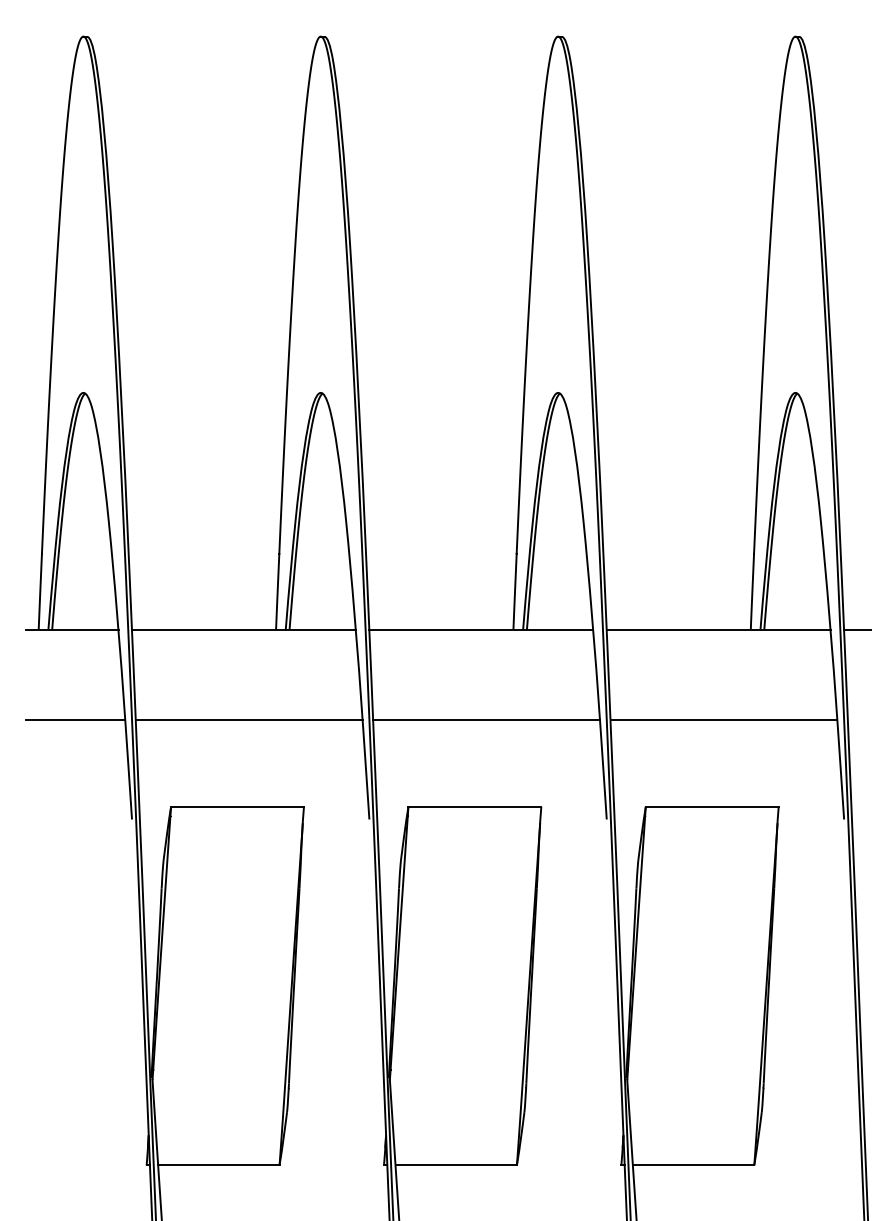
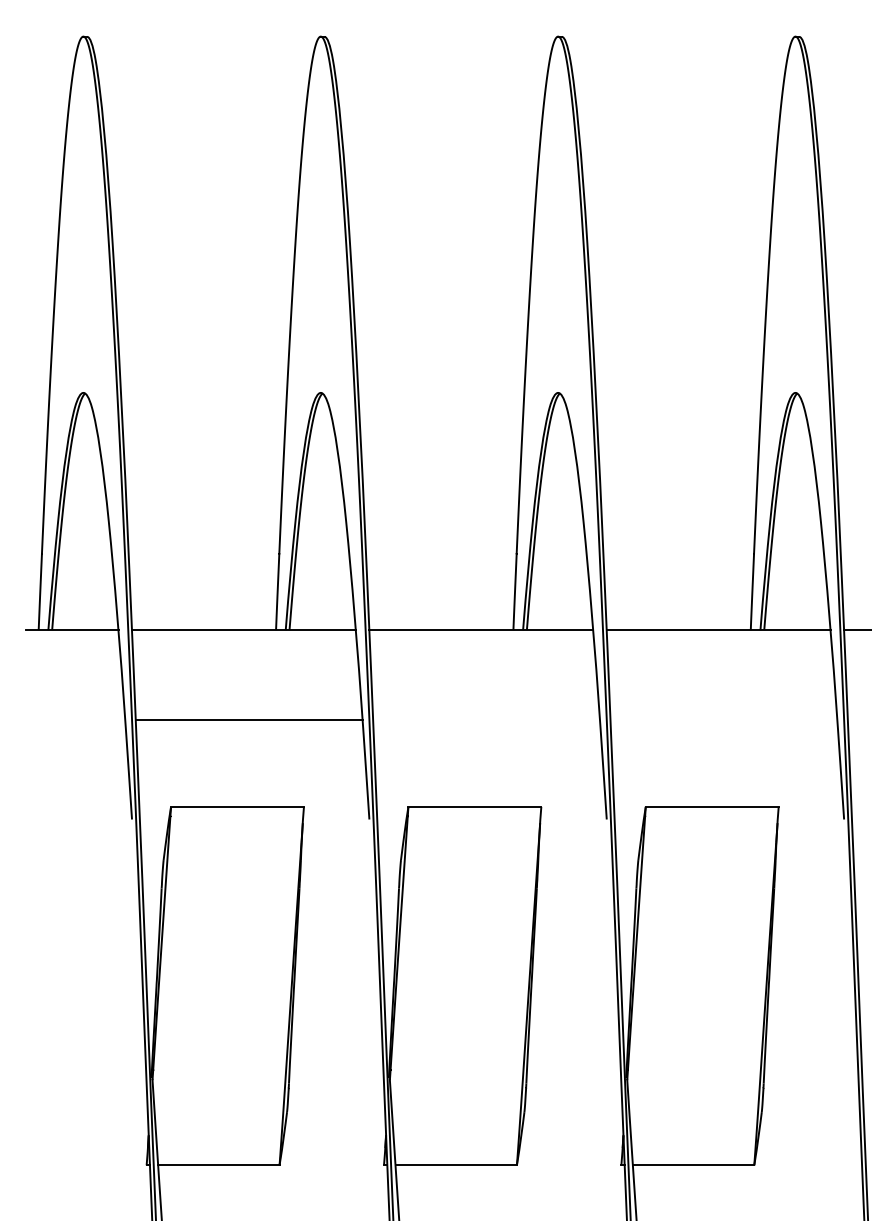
line: present -> none (75, 720)
line: present -> none (486, 720)
line: present -> none (723, 720)
